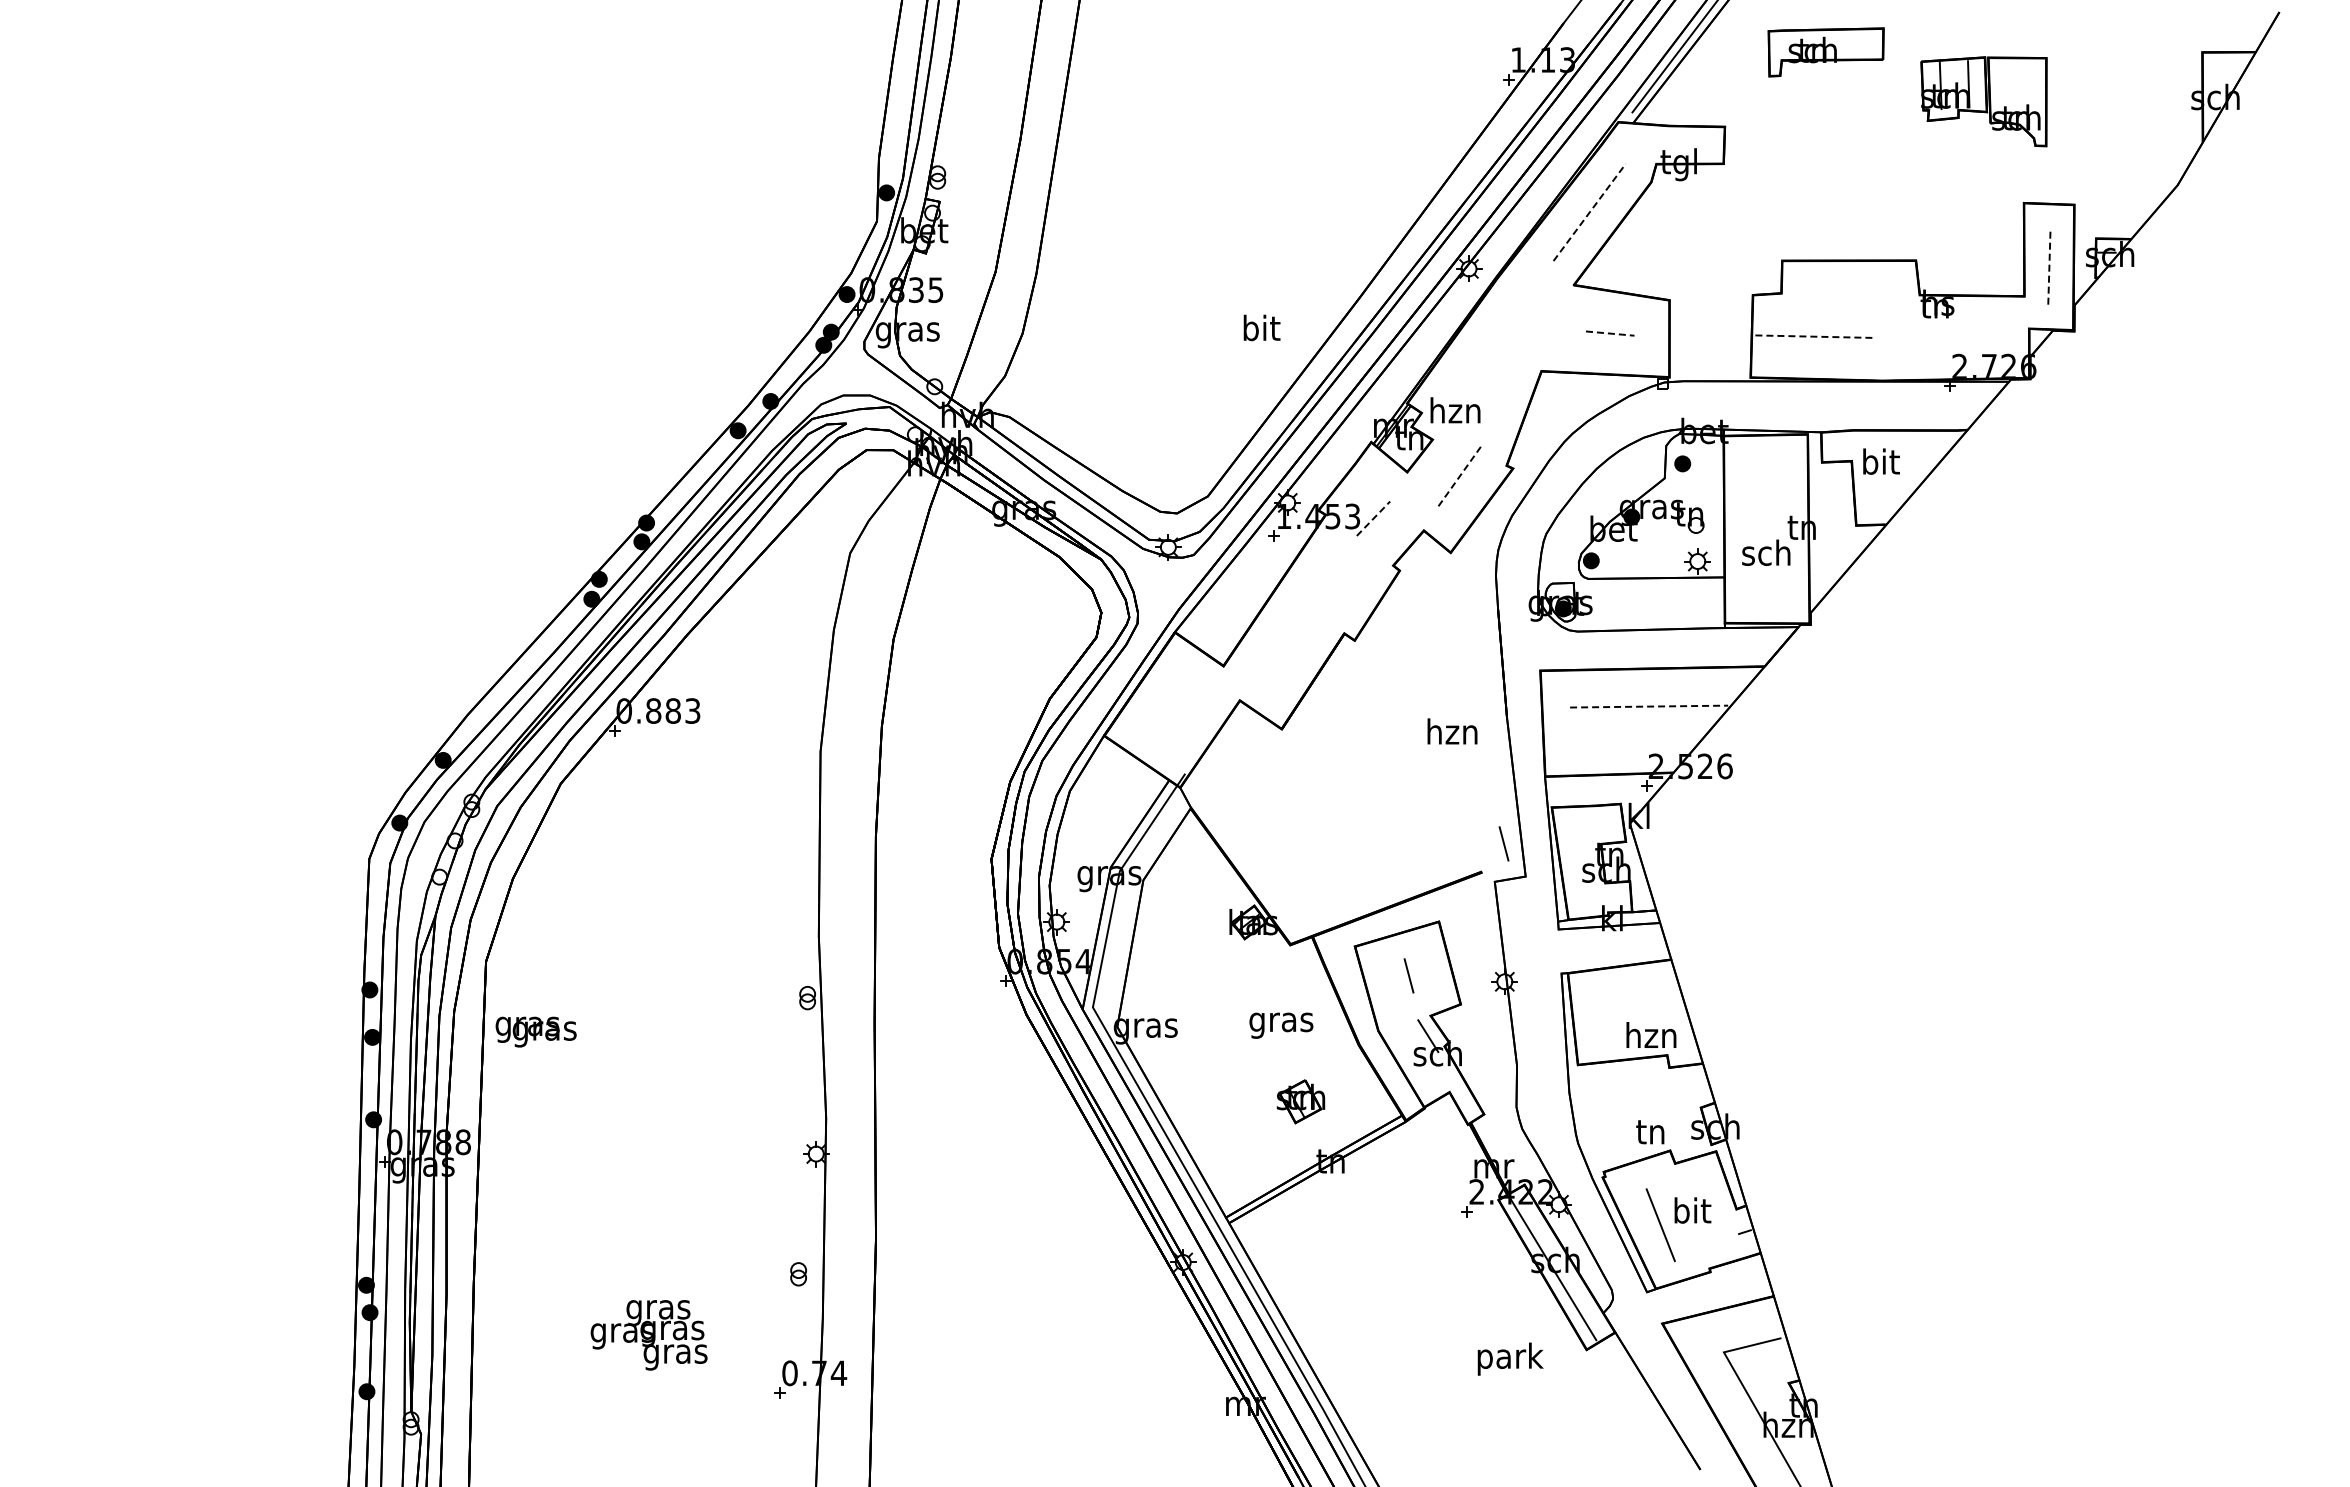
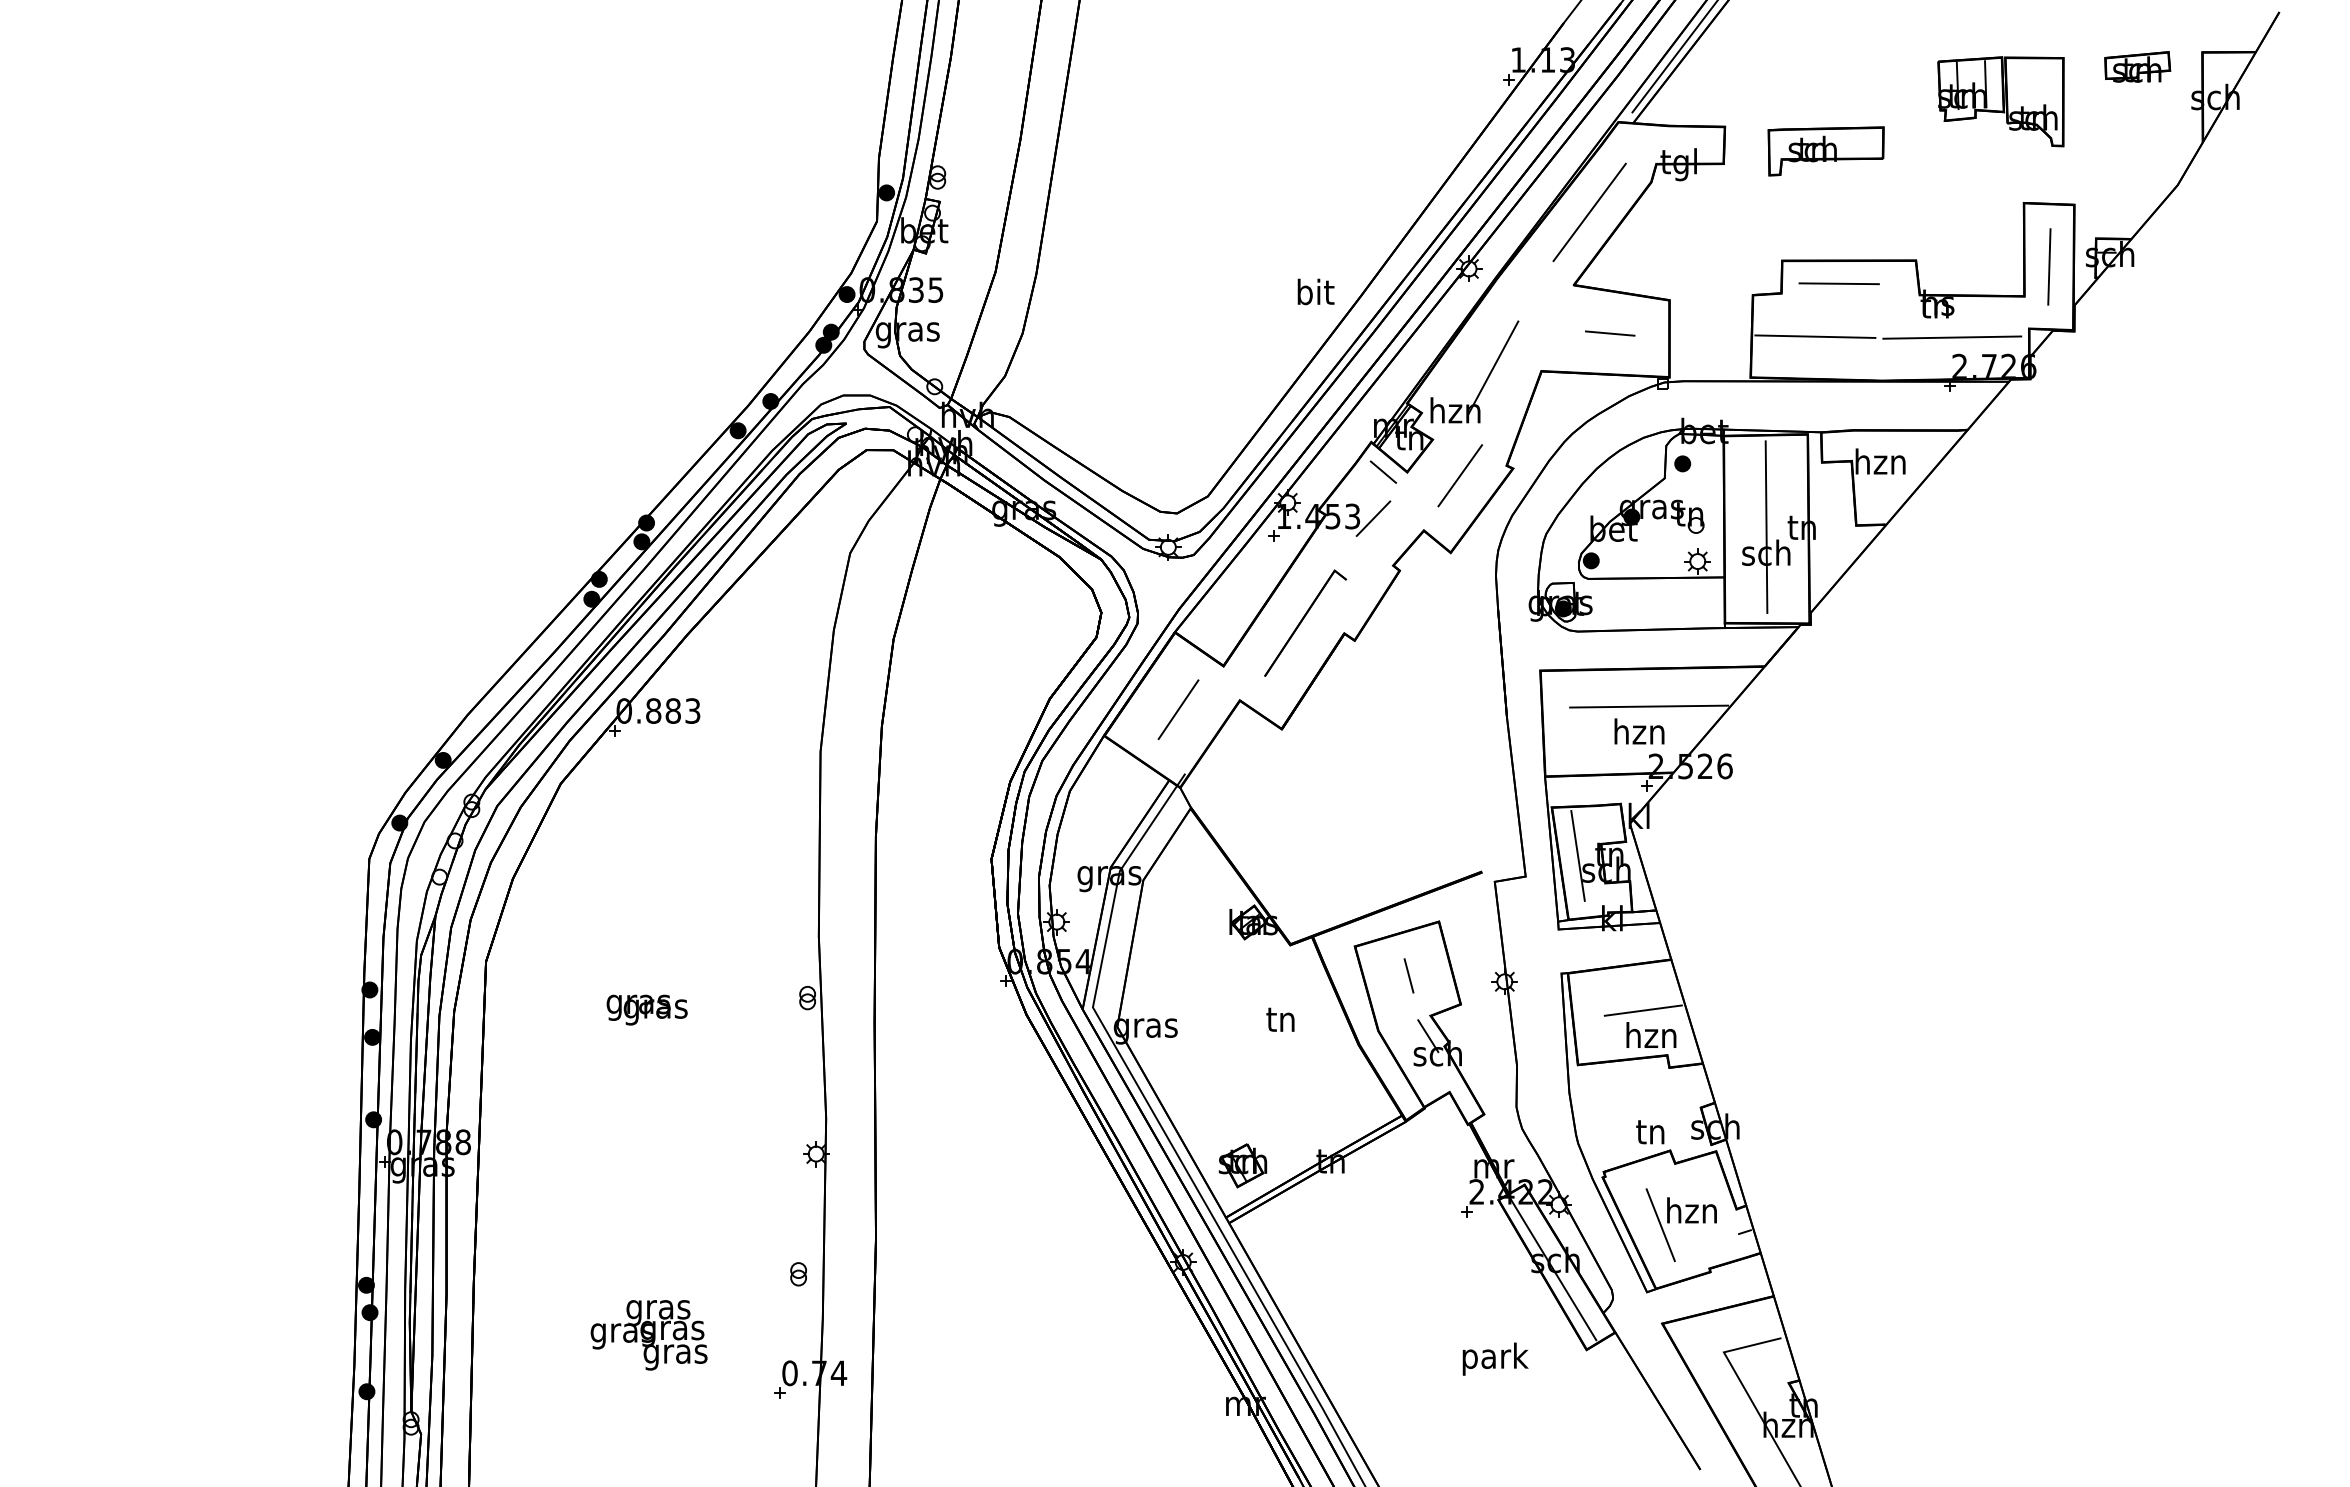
part position: (1825, 52) -> (1825, 151) (1825, 151)
part: none -> present (2137, 66)
part position: (1983, 101) -> (2000, 101) (2000, 101)
line: dashed -> solid (1589, 212)
line: dashed -> solid (2049, 266)
line: none -> present (1838, 283)
text position: (1261, 327) -> (1315, 291) (1315, 291)
line: dashed -> solid (1610, 333)
line: dashed -> solid (1815, 336)
line: none -> present (1952, 337)
line: none -> present (1493, 367)
text: bit -> hzn (1880, 461)
line: none -> present (1383, 471)
line: dashed -> solid (1460, 475)
line: dashed -> solid (1373, 518)
line: none -> present (1766, 527)
part: none -> present (1305, 622)
line: dashed -> solid (1649, 706)
line: none -> present (1178, 709)
text position: (1452, 731) -> (1639, 731) (1639, 731)
line: present -> none (1503, 843)
line: none -> present (1577, 855)
line: none -> present (1642, 1010)
text: gras -> tn (1281, 1022)
text position: (535, 1031) -> (646, 1009) (646, 1009)
part position: (1300, 1101) -> (1242, 1165) (1242, 1165)
text: bit -> hzn (1691, 1210)
text position: (1510, 1358) -> (1495, 1358) (1495, 1358)
